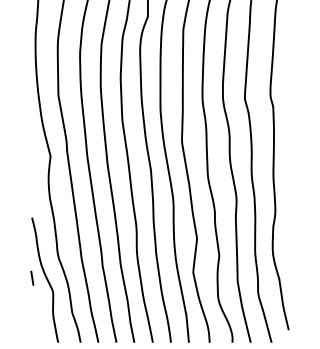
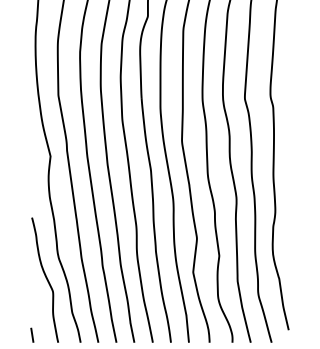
line position: (32, 277) -> (32, 334) (32, 334)
